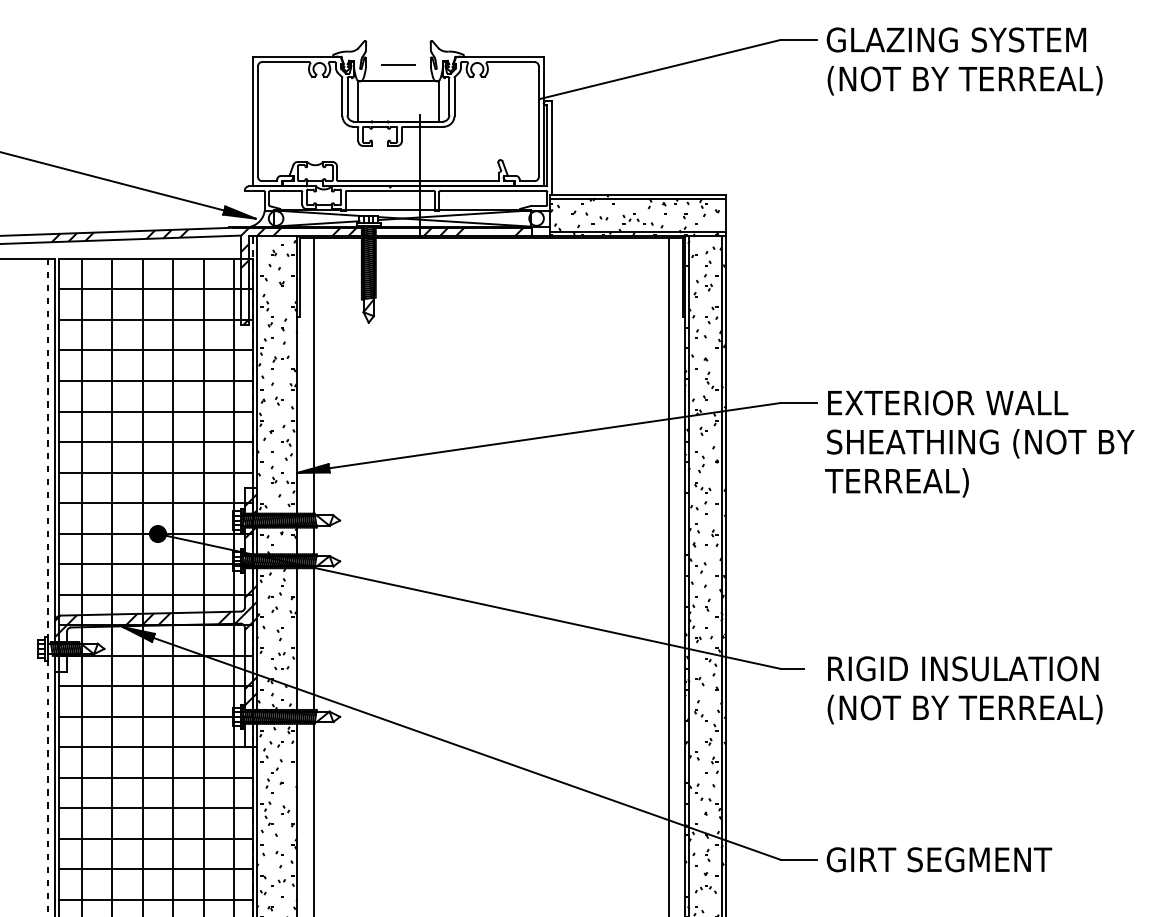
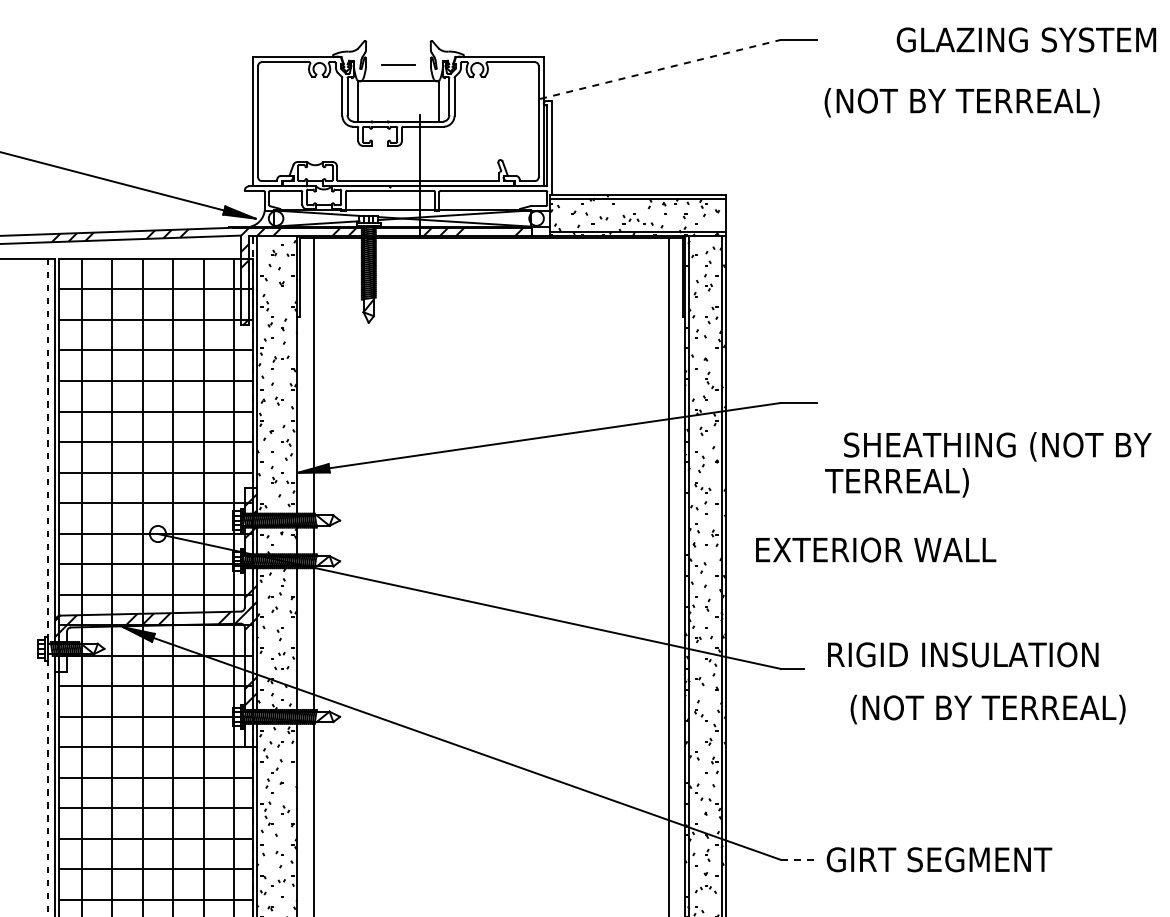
text position: (956, 39) -> (1026, 39) (1026, 39)
line: solid -> dashed (660, 69)
text position: (964, 80) -> (961, 102) (961, 102)
text position: (948, 402) -> (876, 549) (876, 549)
text position: (980, 443) -> (997, 446) (997, 446)
fill: present -> none (157, 533)
text position: (963, 668) -> (963, 654) (963, 654)
text position: (964, 709) -> (987, 709) (987, 709)
line: solid -> dashed (799, 859)
